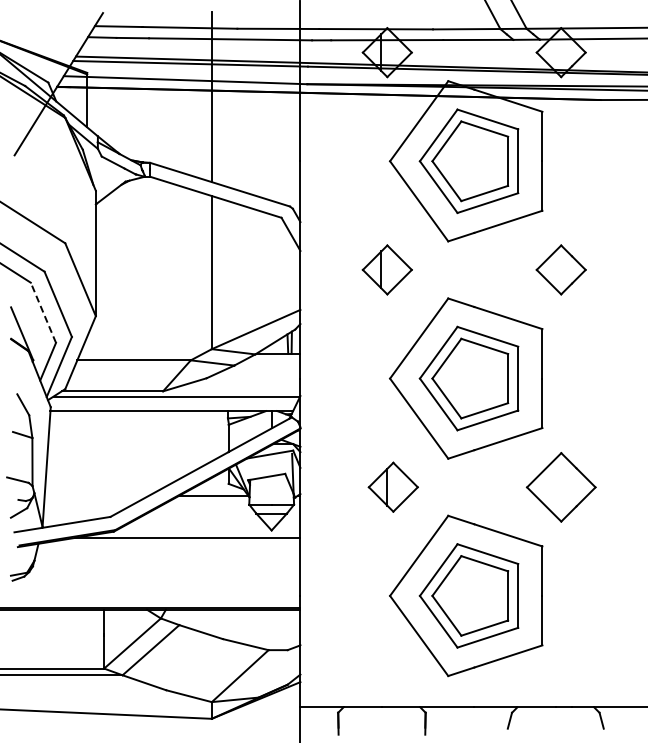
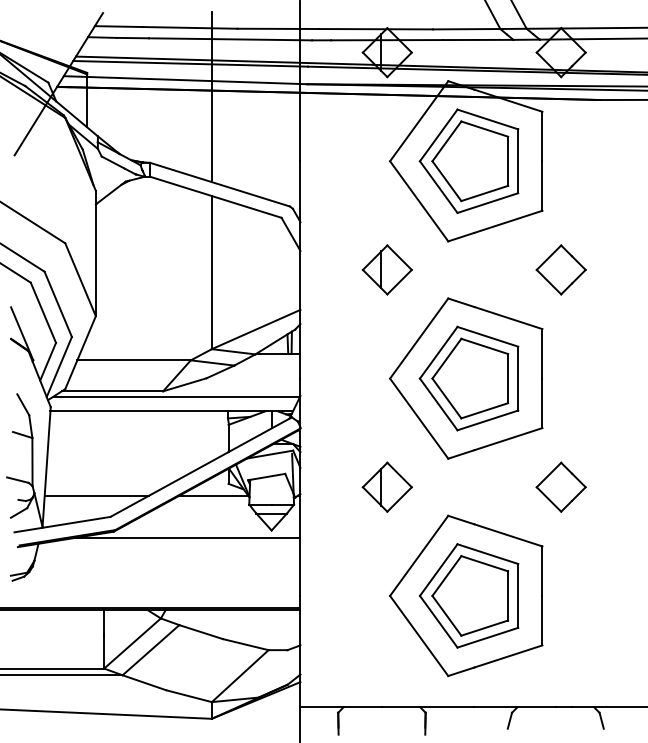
line: dashed -> solid (43, 312)
part position: (392, 486) -> (386, 486) (386, 486)
part size: 72x71 px -> 52x52 px (560, 486)
line: none -> present (96, 495)
